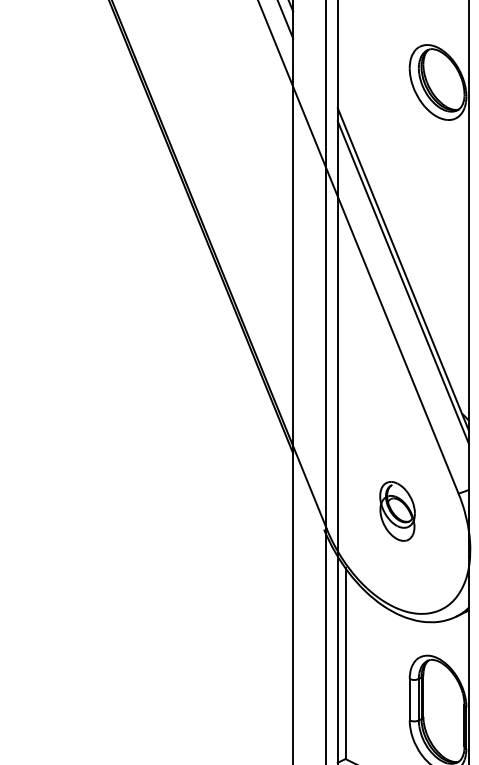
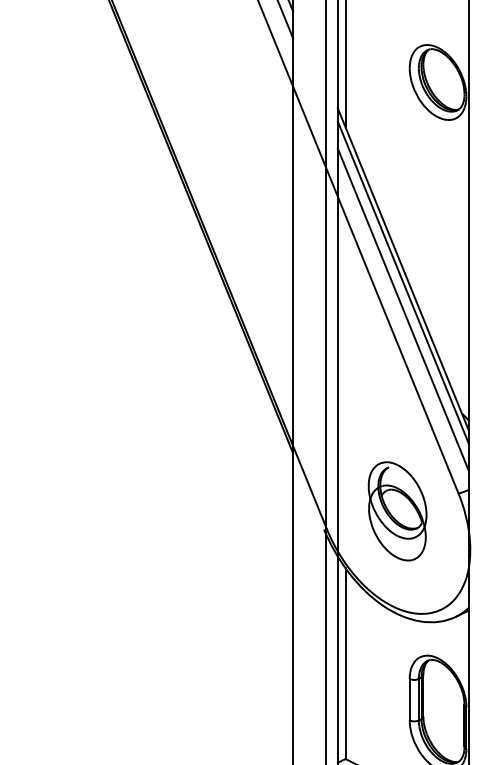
line: none -> present (345, 64)
line: none -> present (402, 309)
part size: 37x61 px -> 61x101 px (397, 511)
